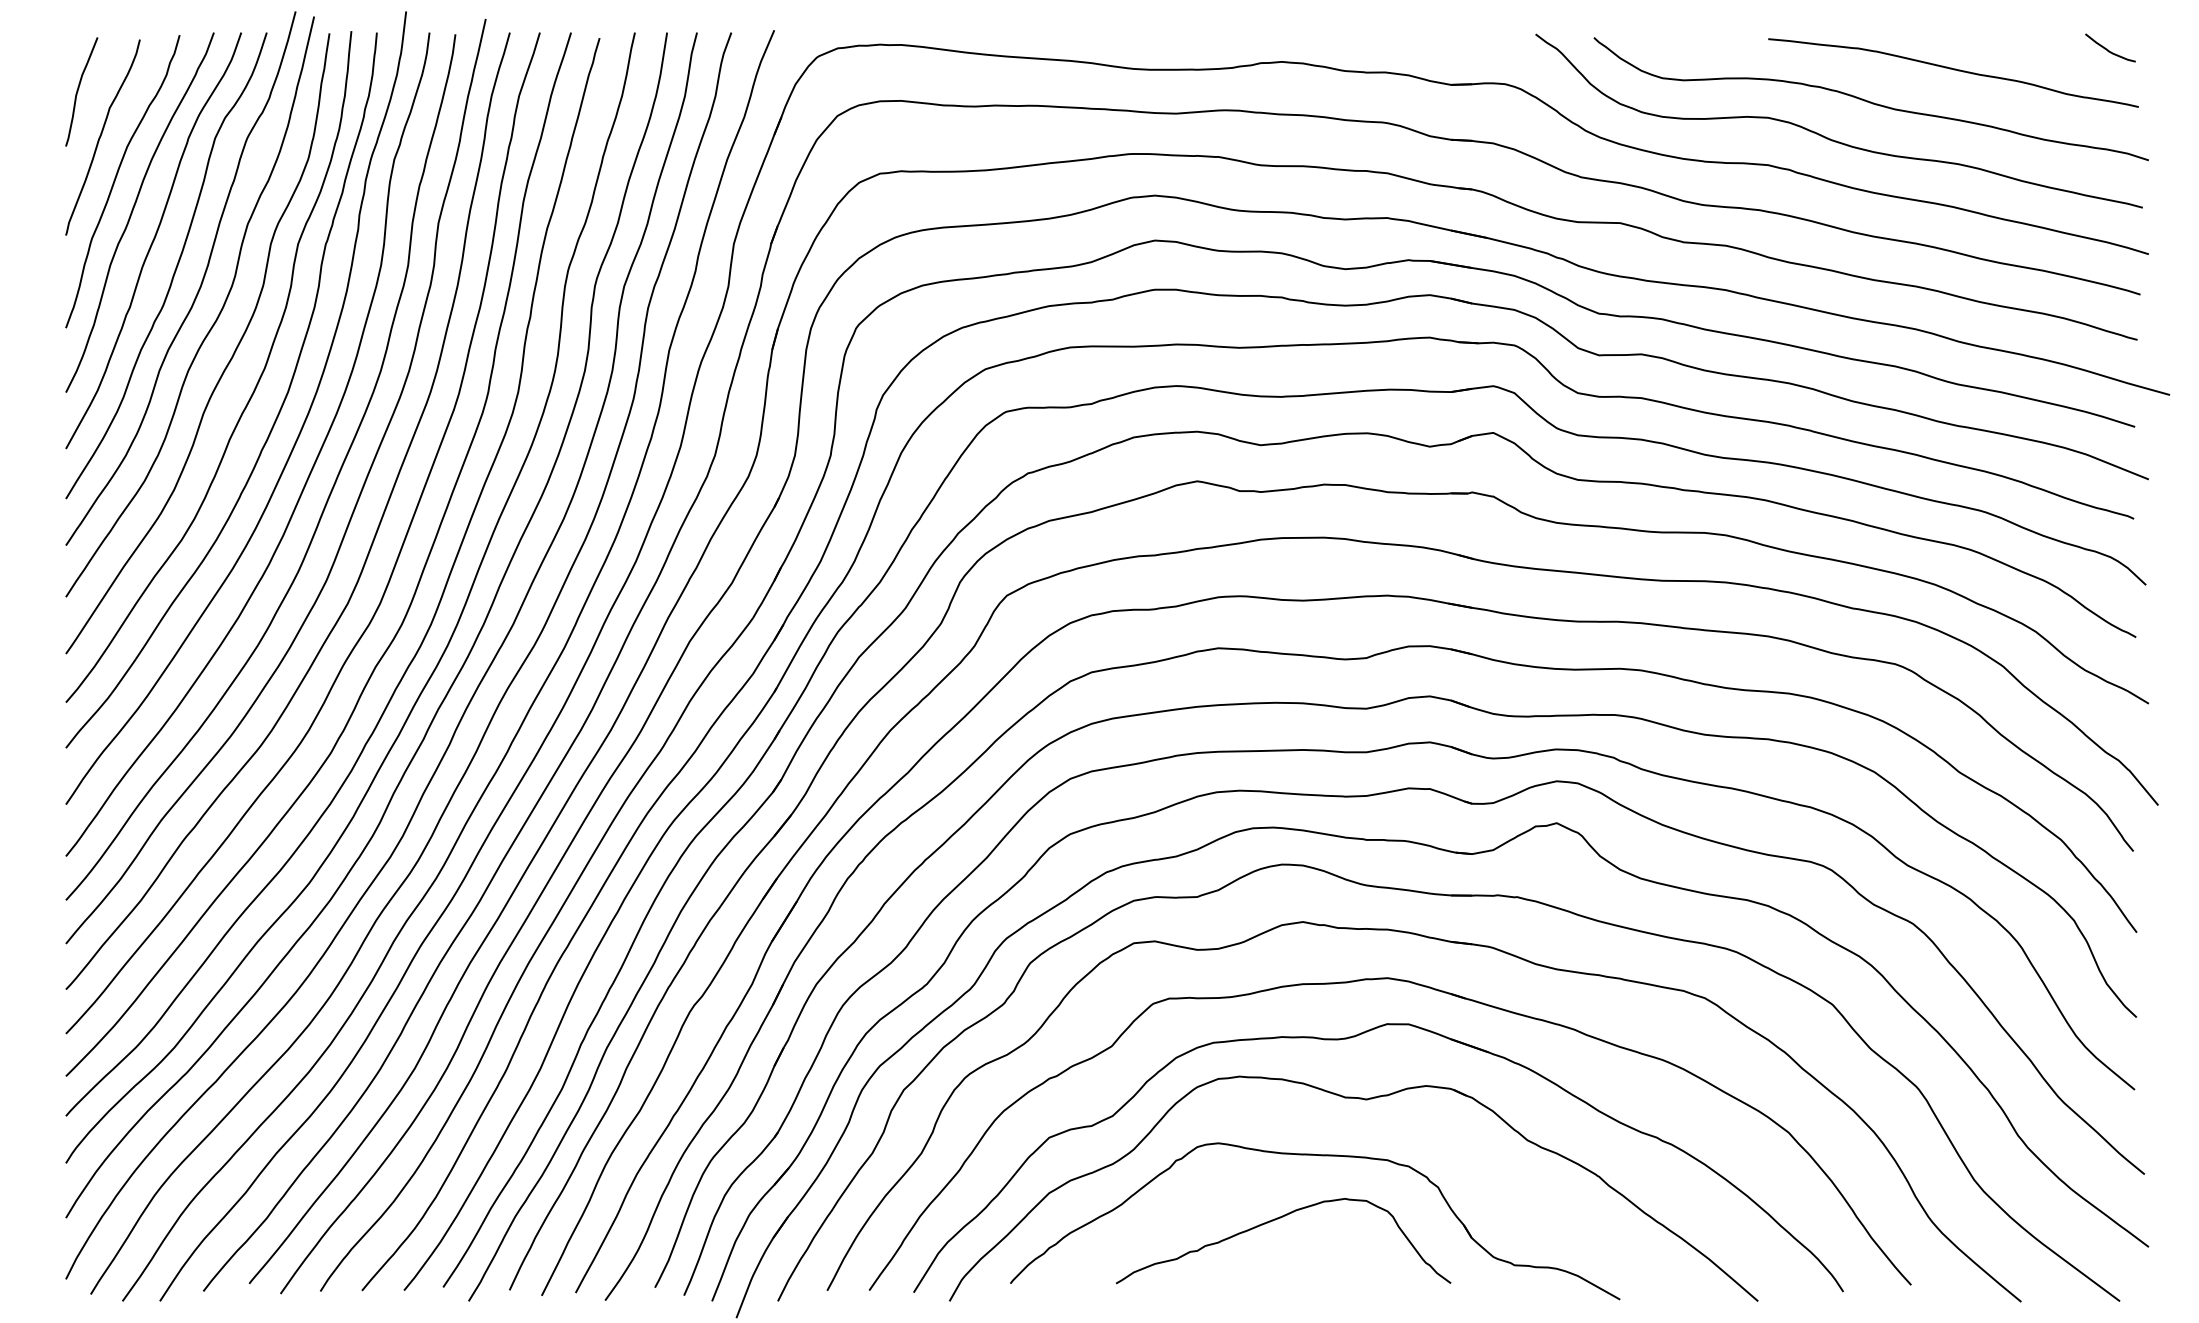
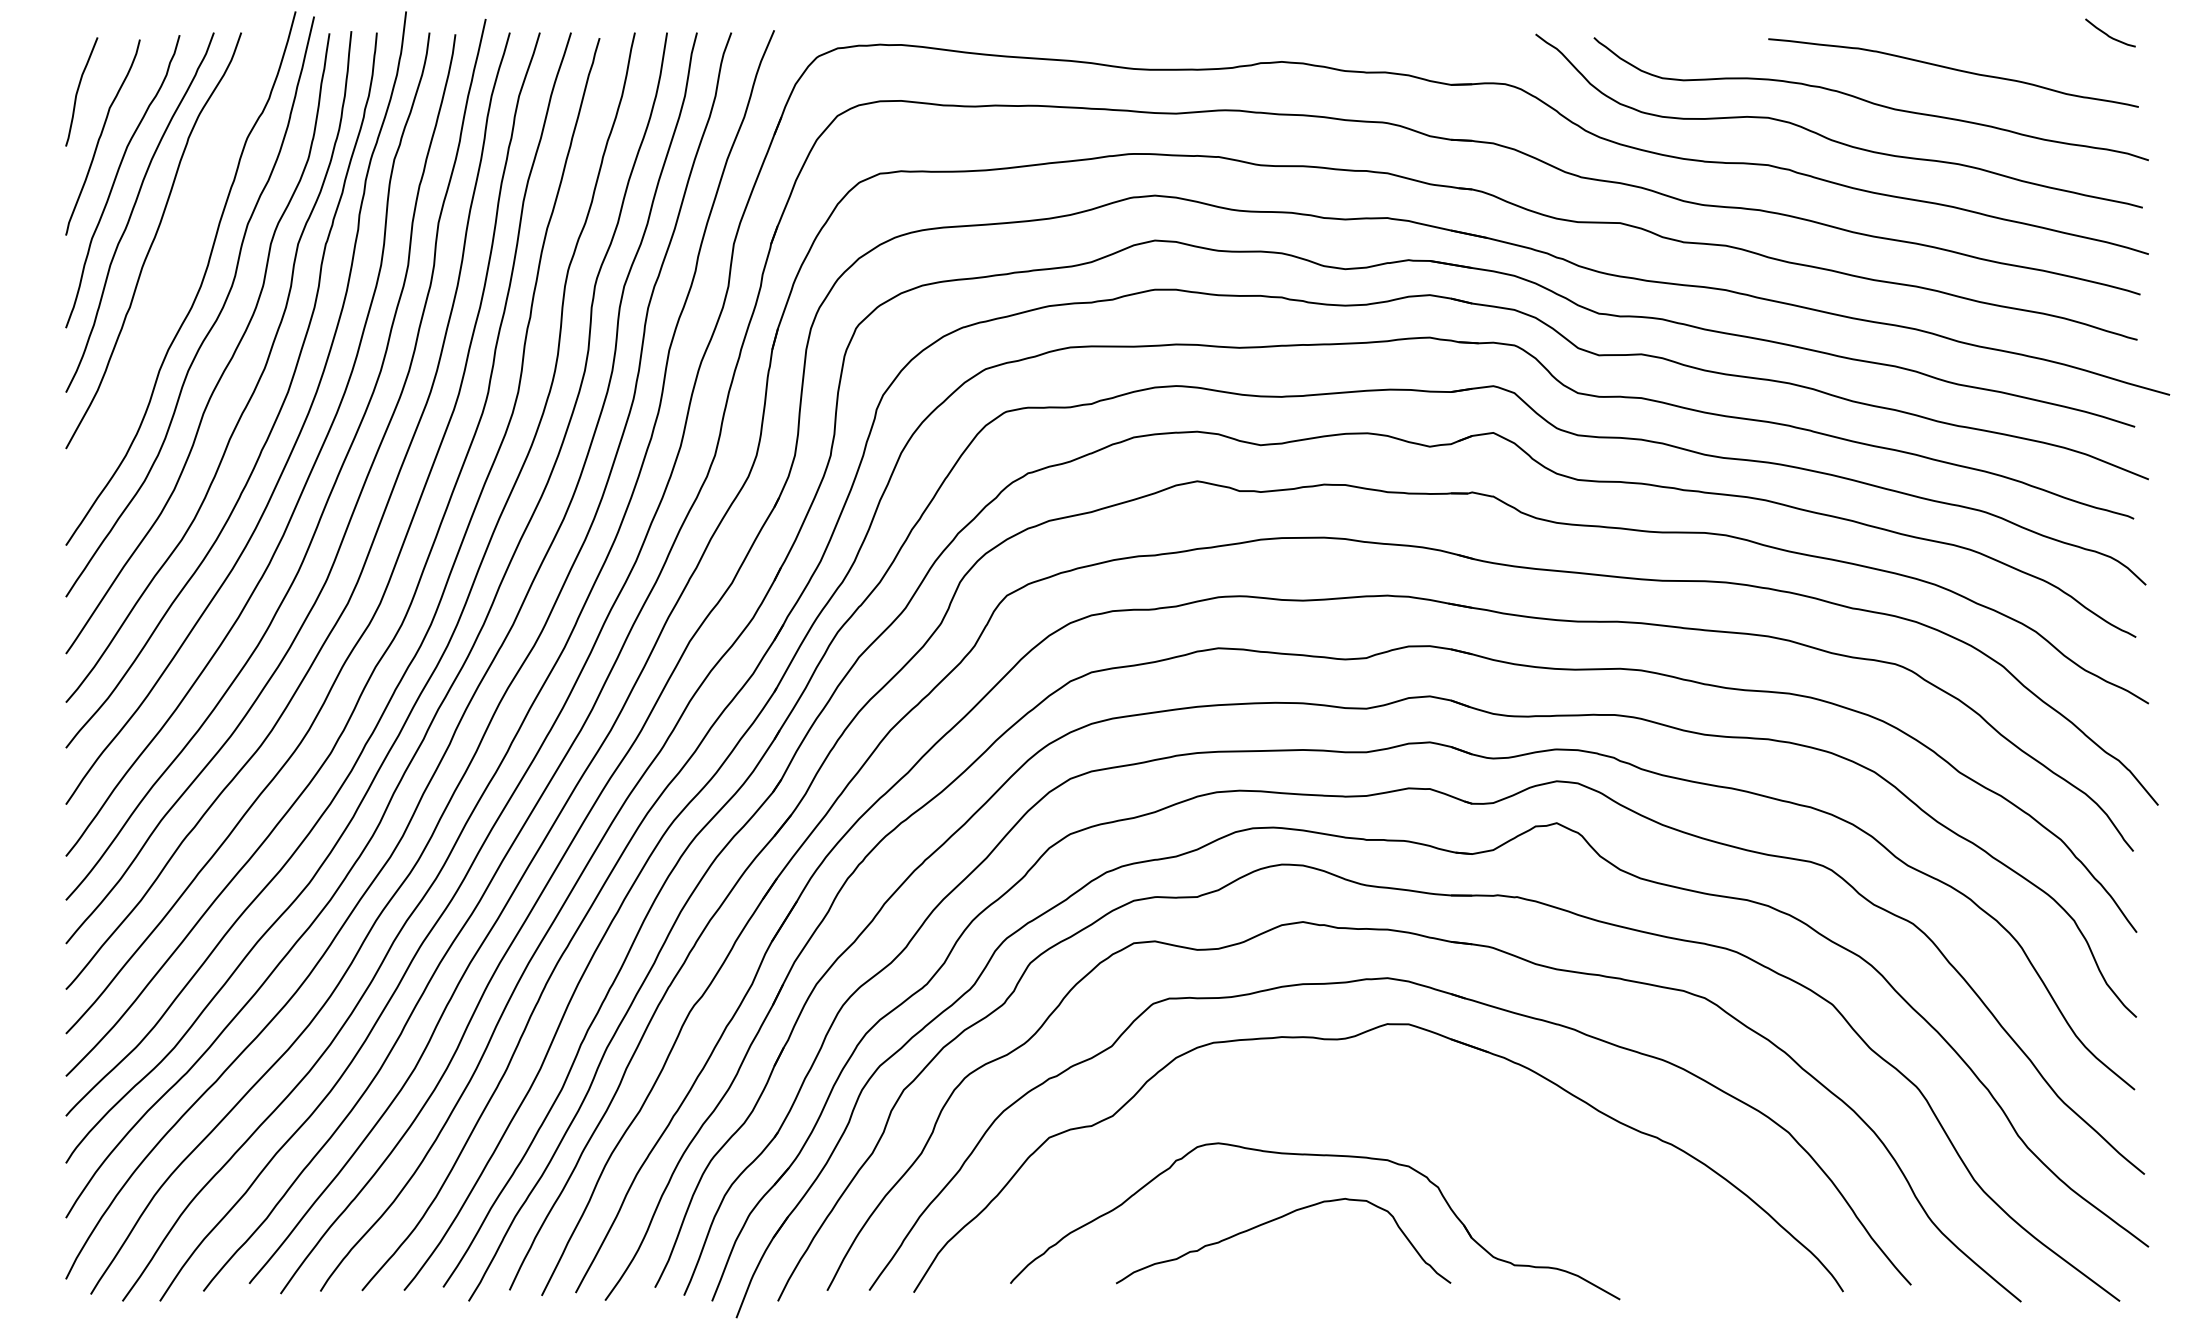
curve position: (2108, 49) -> (2108, 34) (2108, 34)
curve: present -> none (175, 267)
part: present -> none (1364, 1100)
